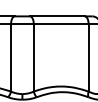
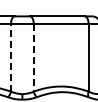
line: solid -> dashed (11, 57)
line: solid -> dashed (33, 57)
